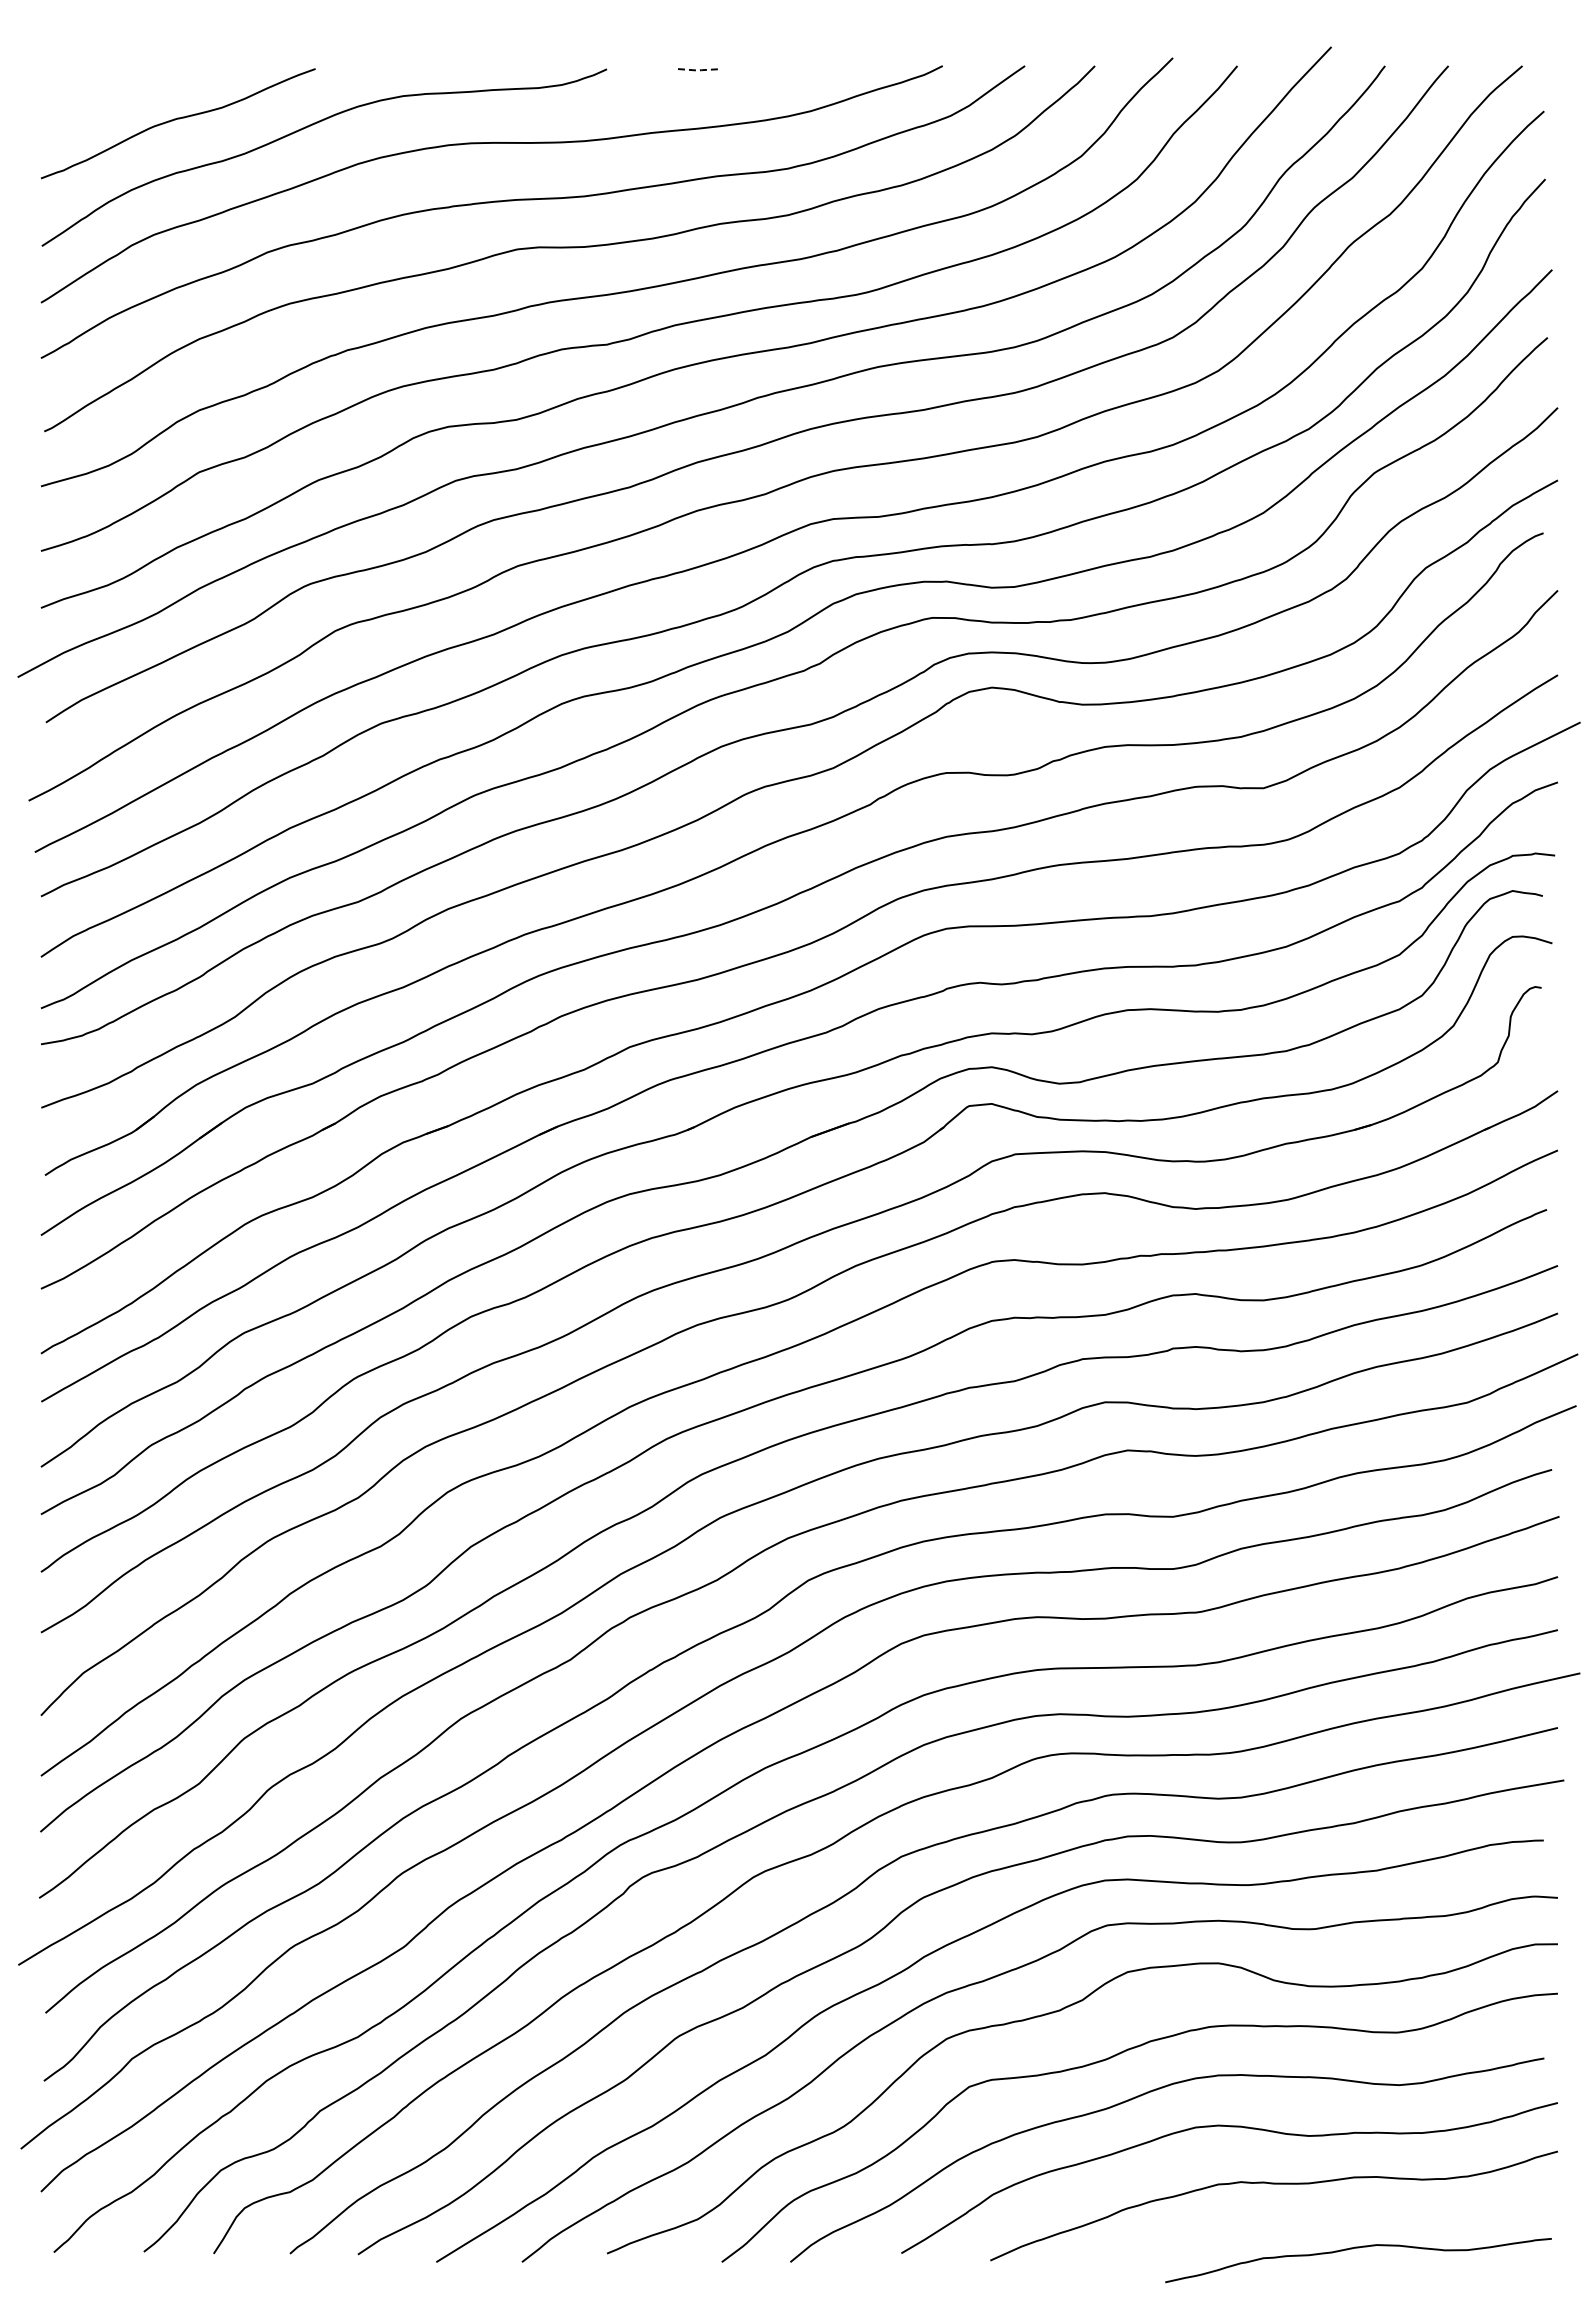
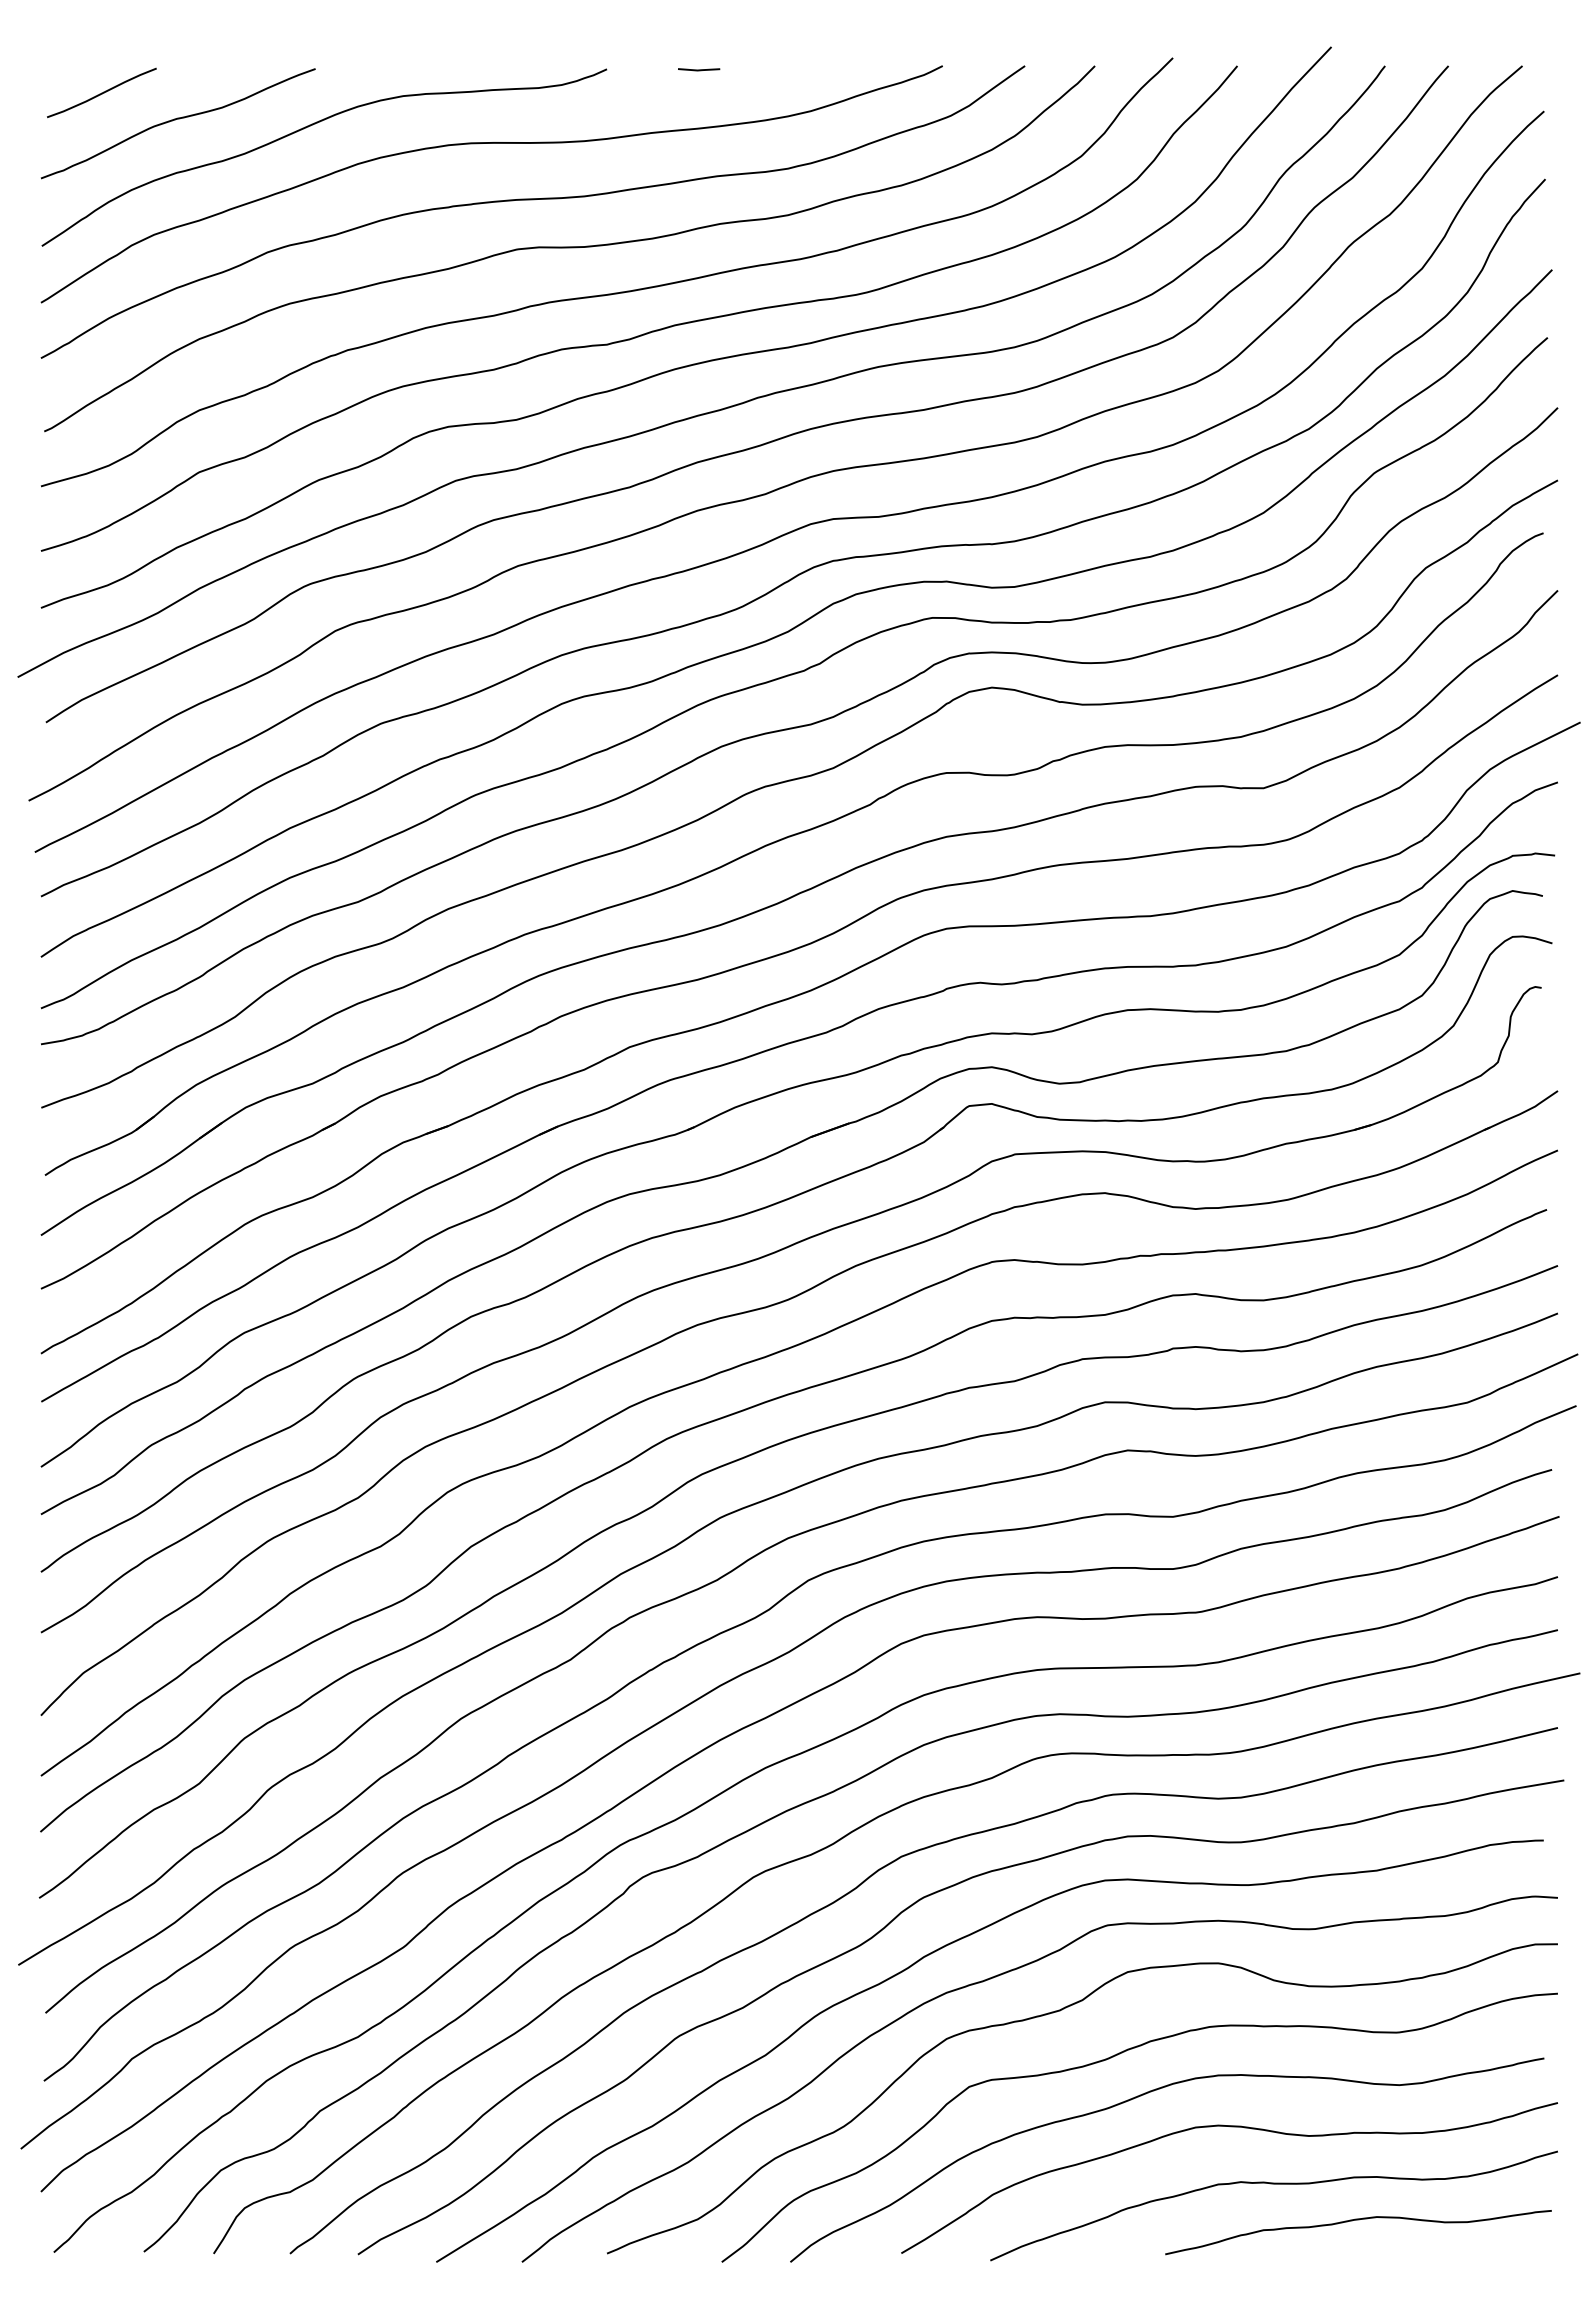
line: dashed -> solid (699, 70)
curve: none -> present (101, 92)
curve position: (1358, 2248) -> (1358, 2220) (1358, 2220)
